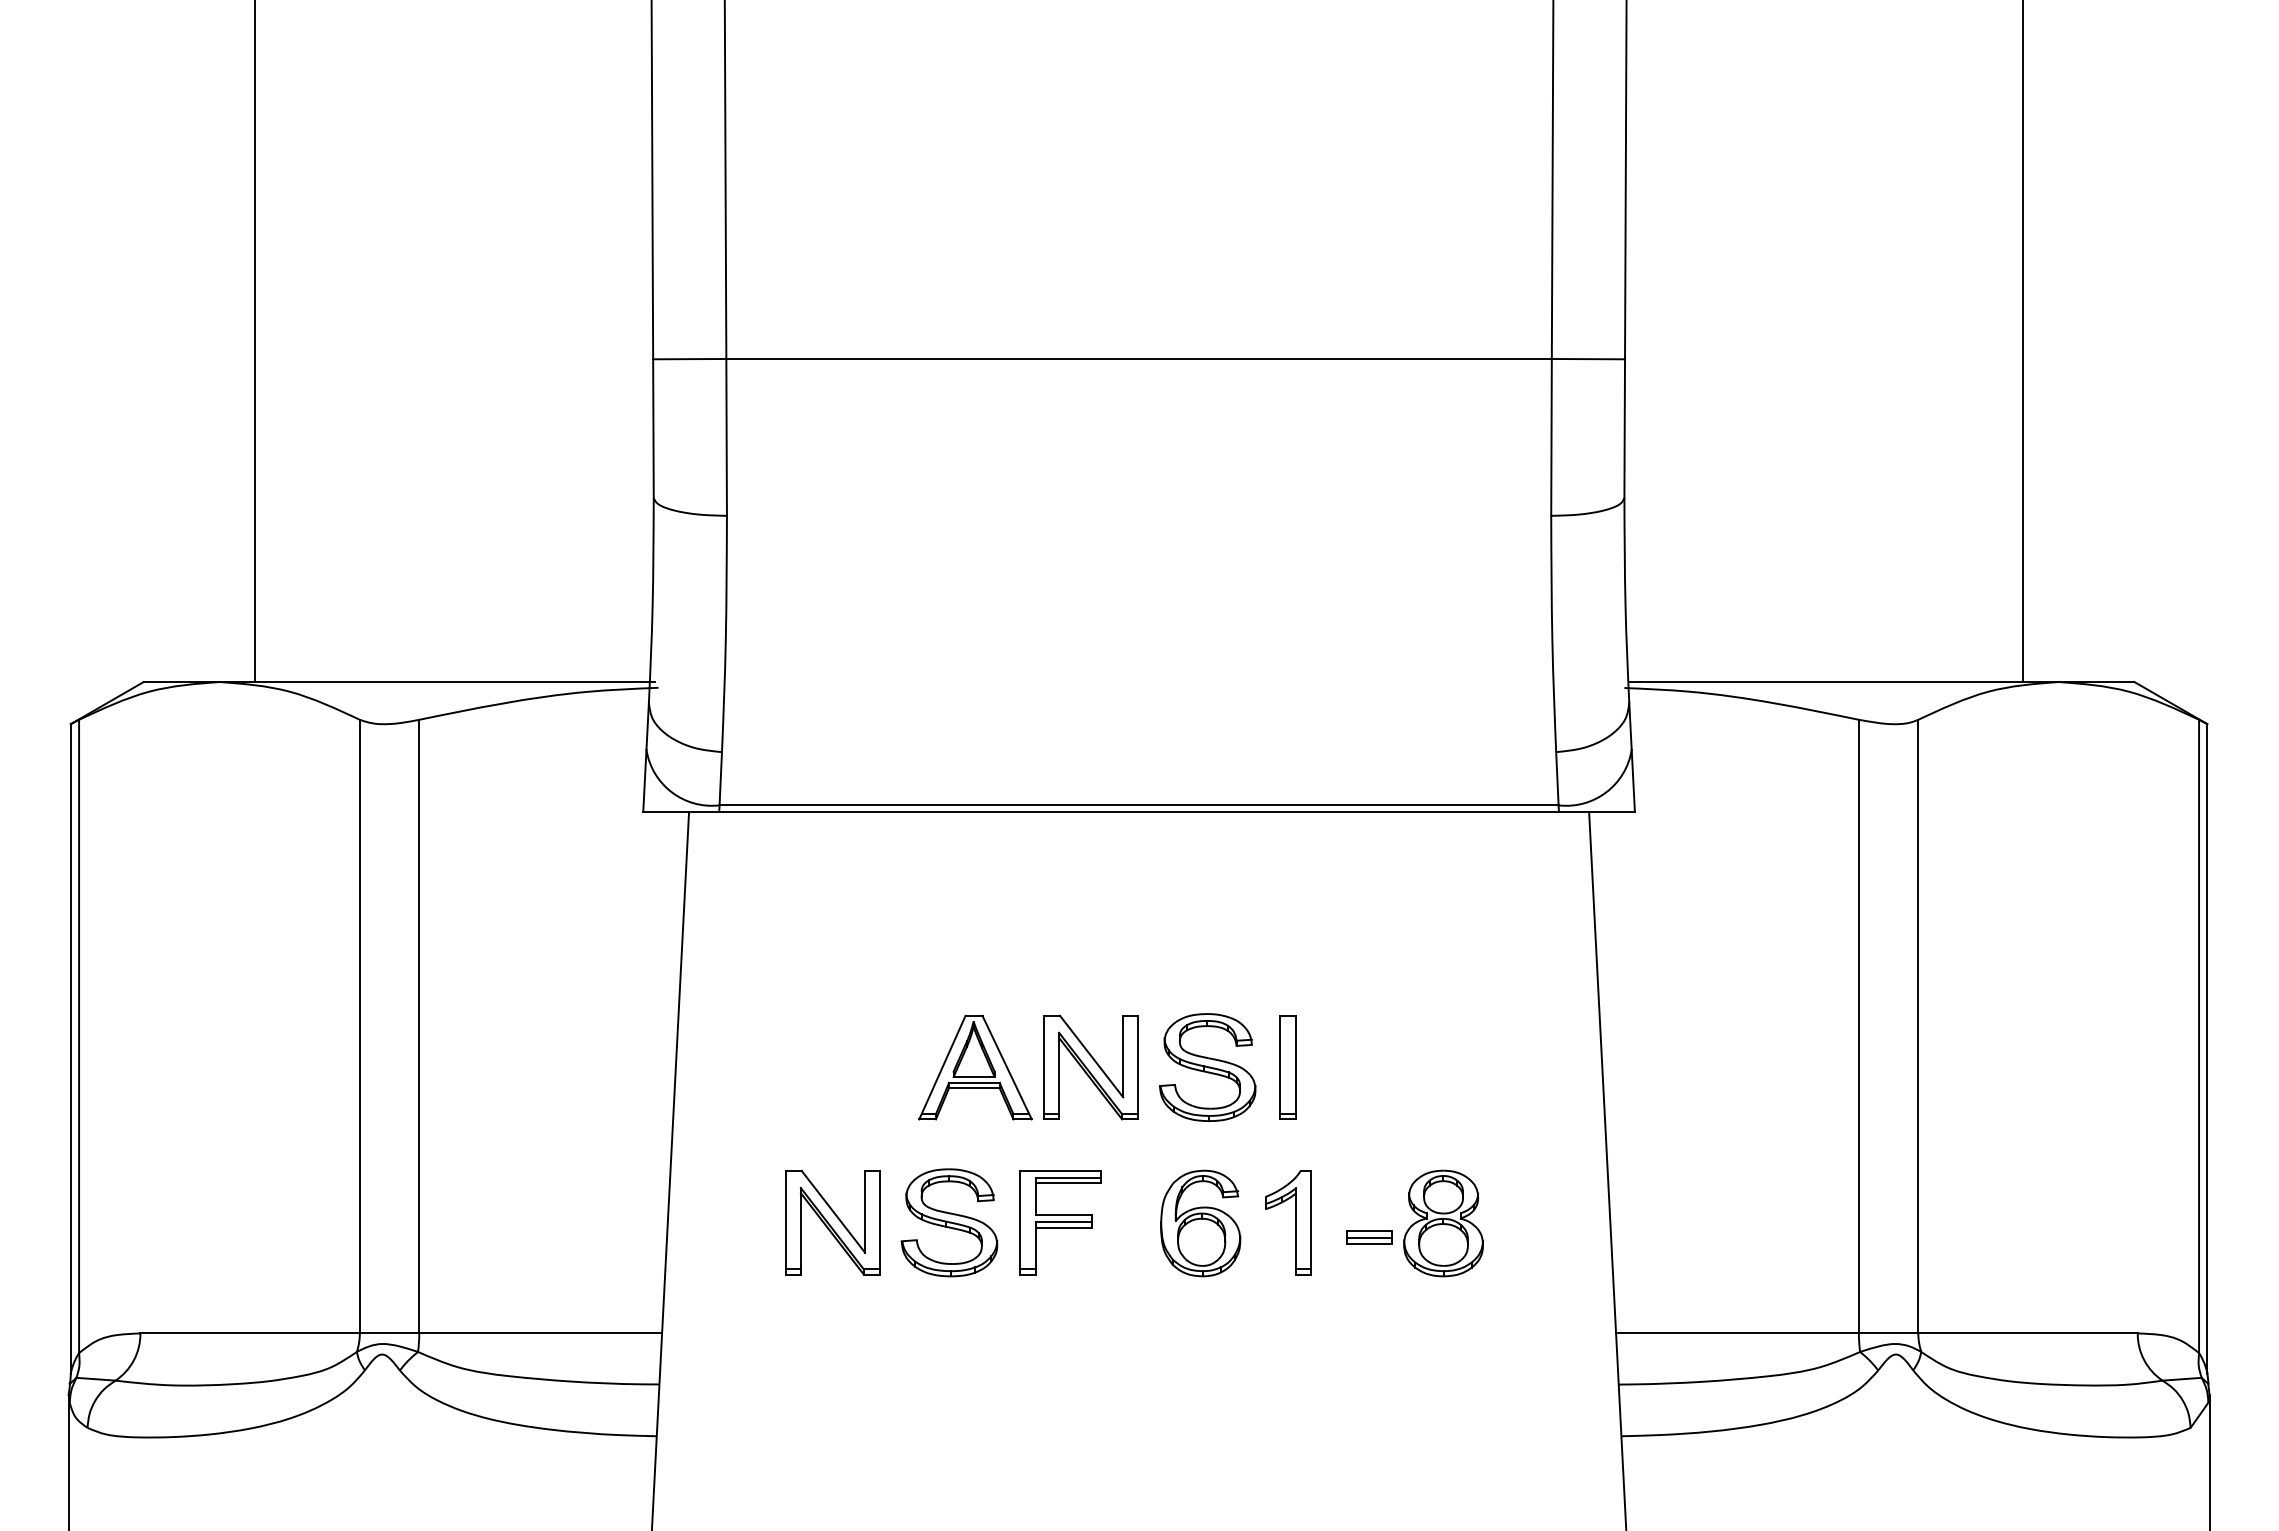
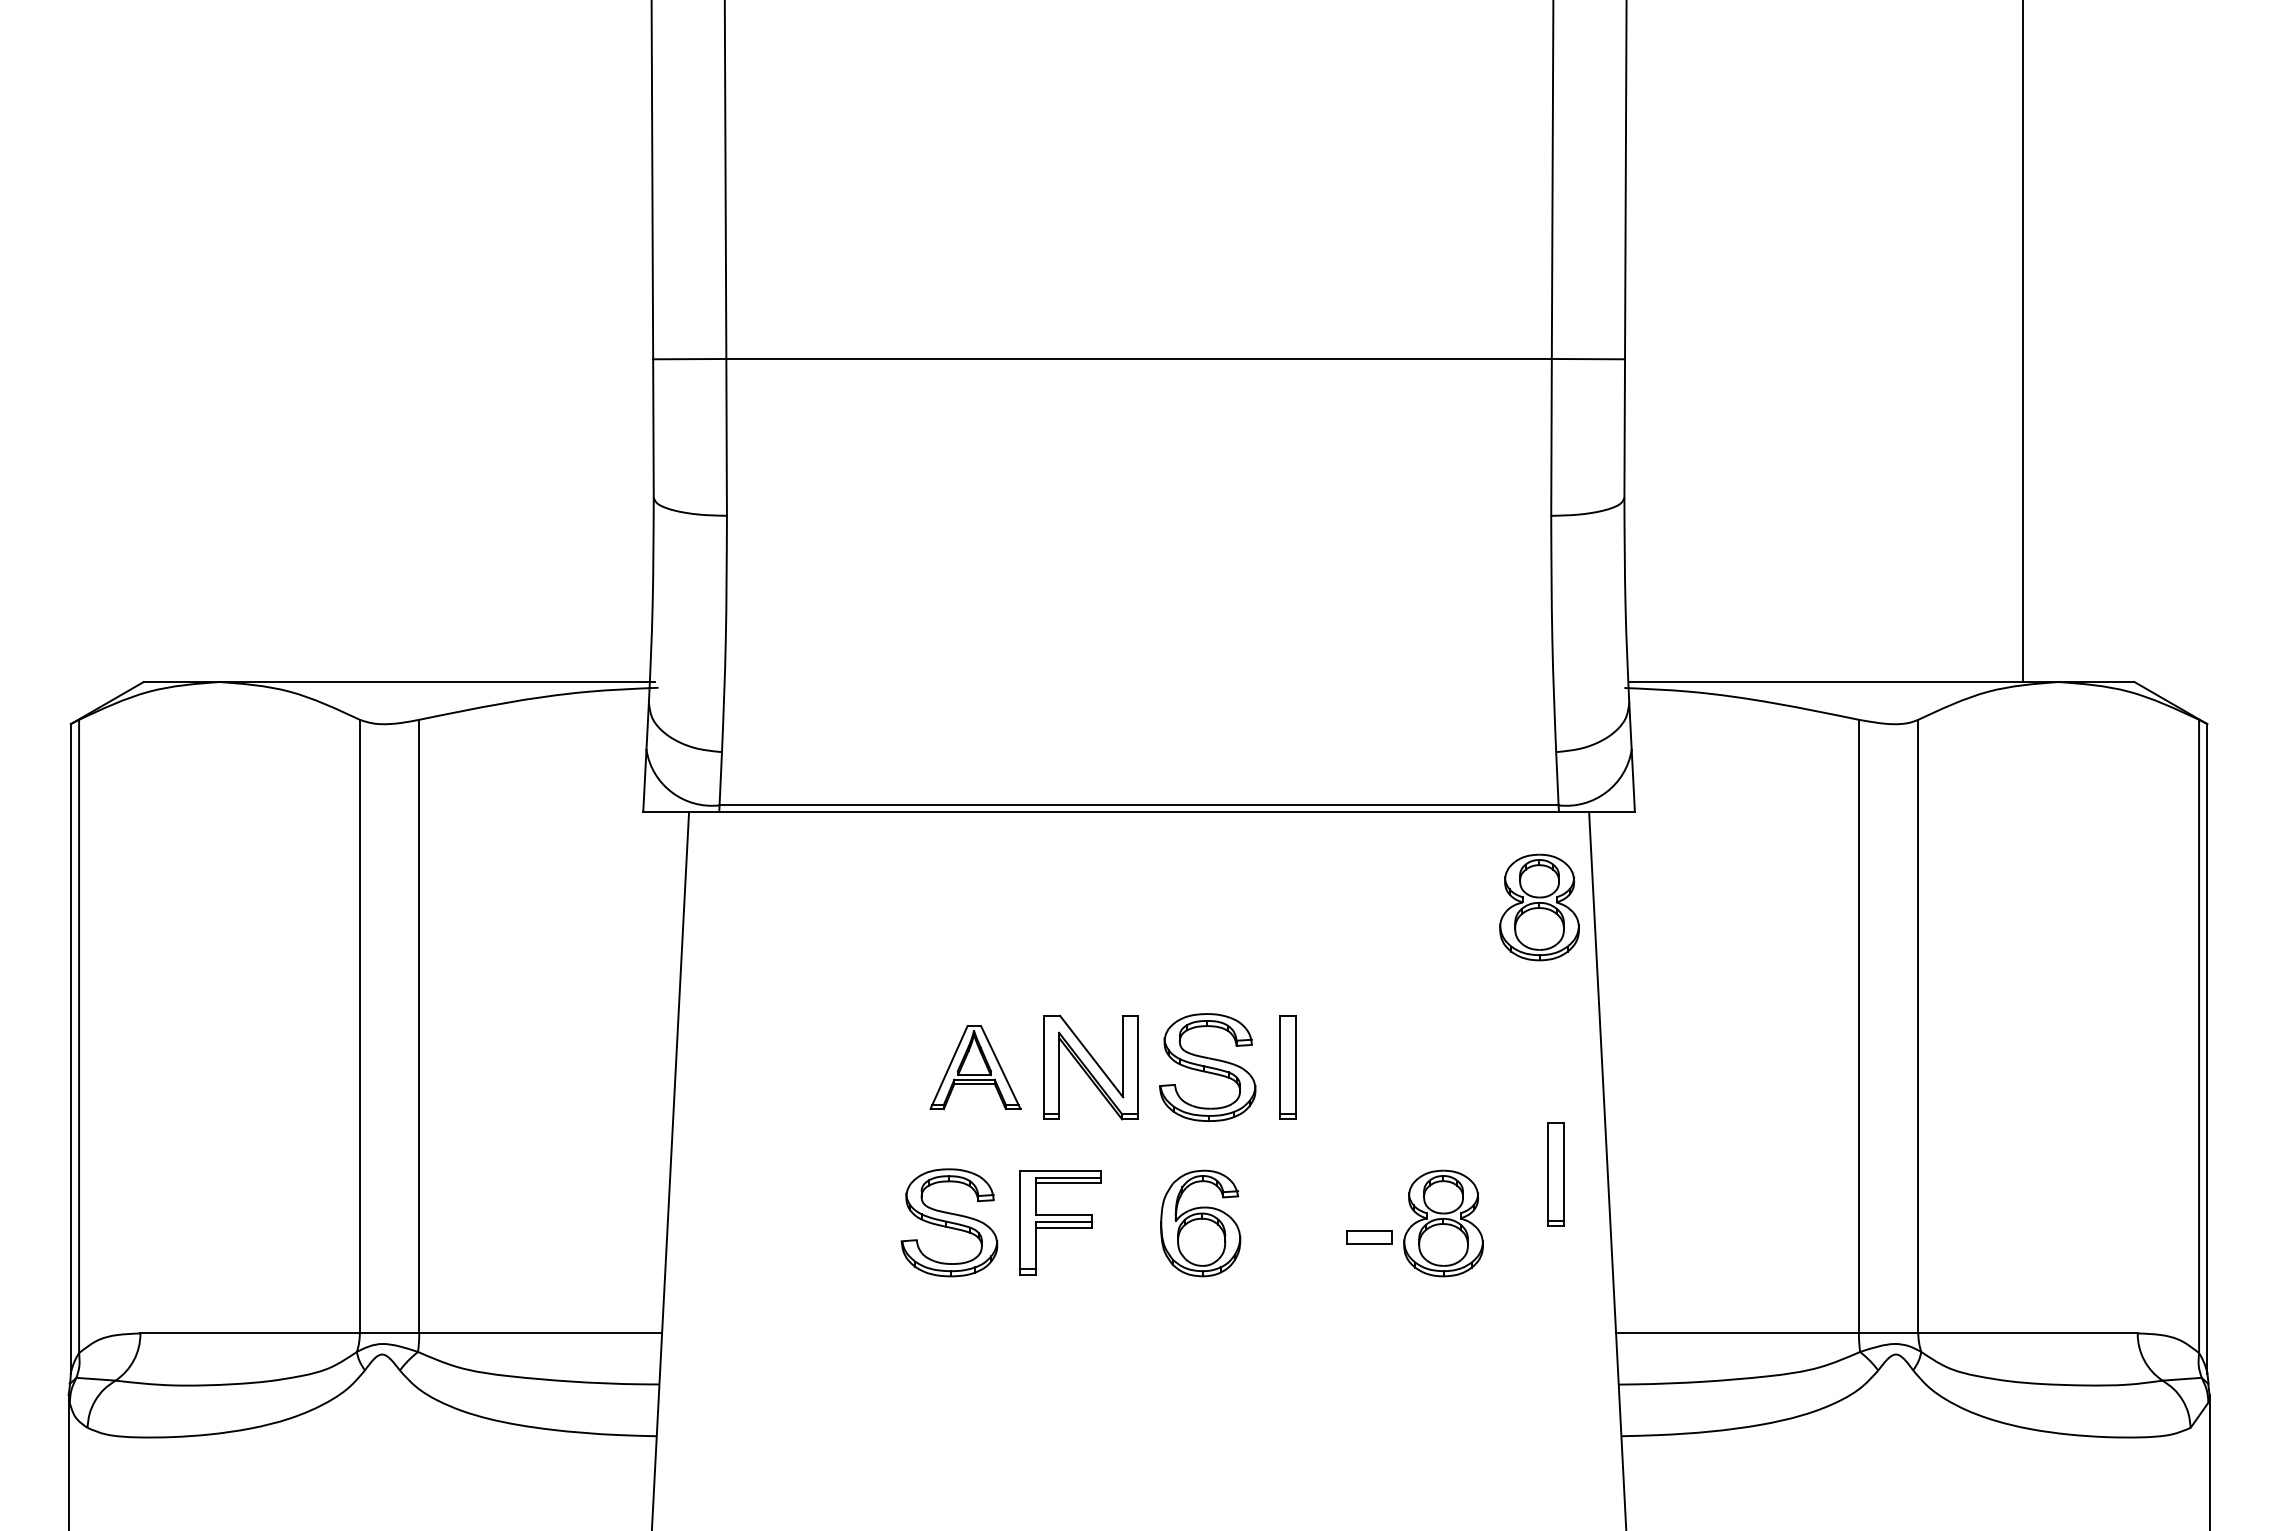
line: present -> none (255, 342)
part: none -> present (1539, 907)
part size: 115x107 px -> 93x85 px (975, 1067)
part: none -> present (1555, 1174)
part: present -> none (832, 1222)
part: present -> none (1295, 1222)
line: present -> none (1369, 1238)
